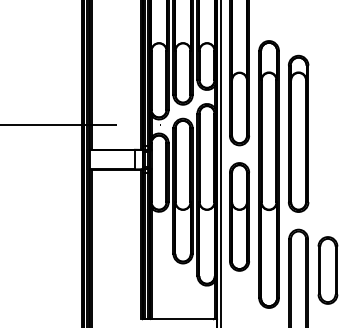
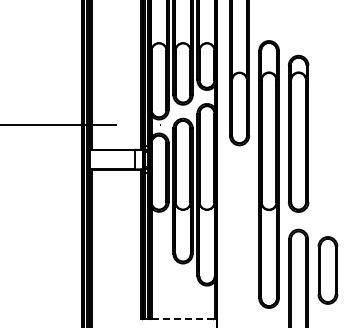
line: present -> none (221, 163)
part: present -> none (239, 216)
line: solid -> dashed (182, 319)
